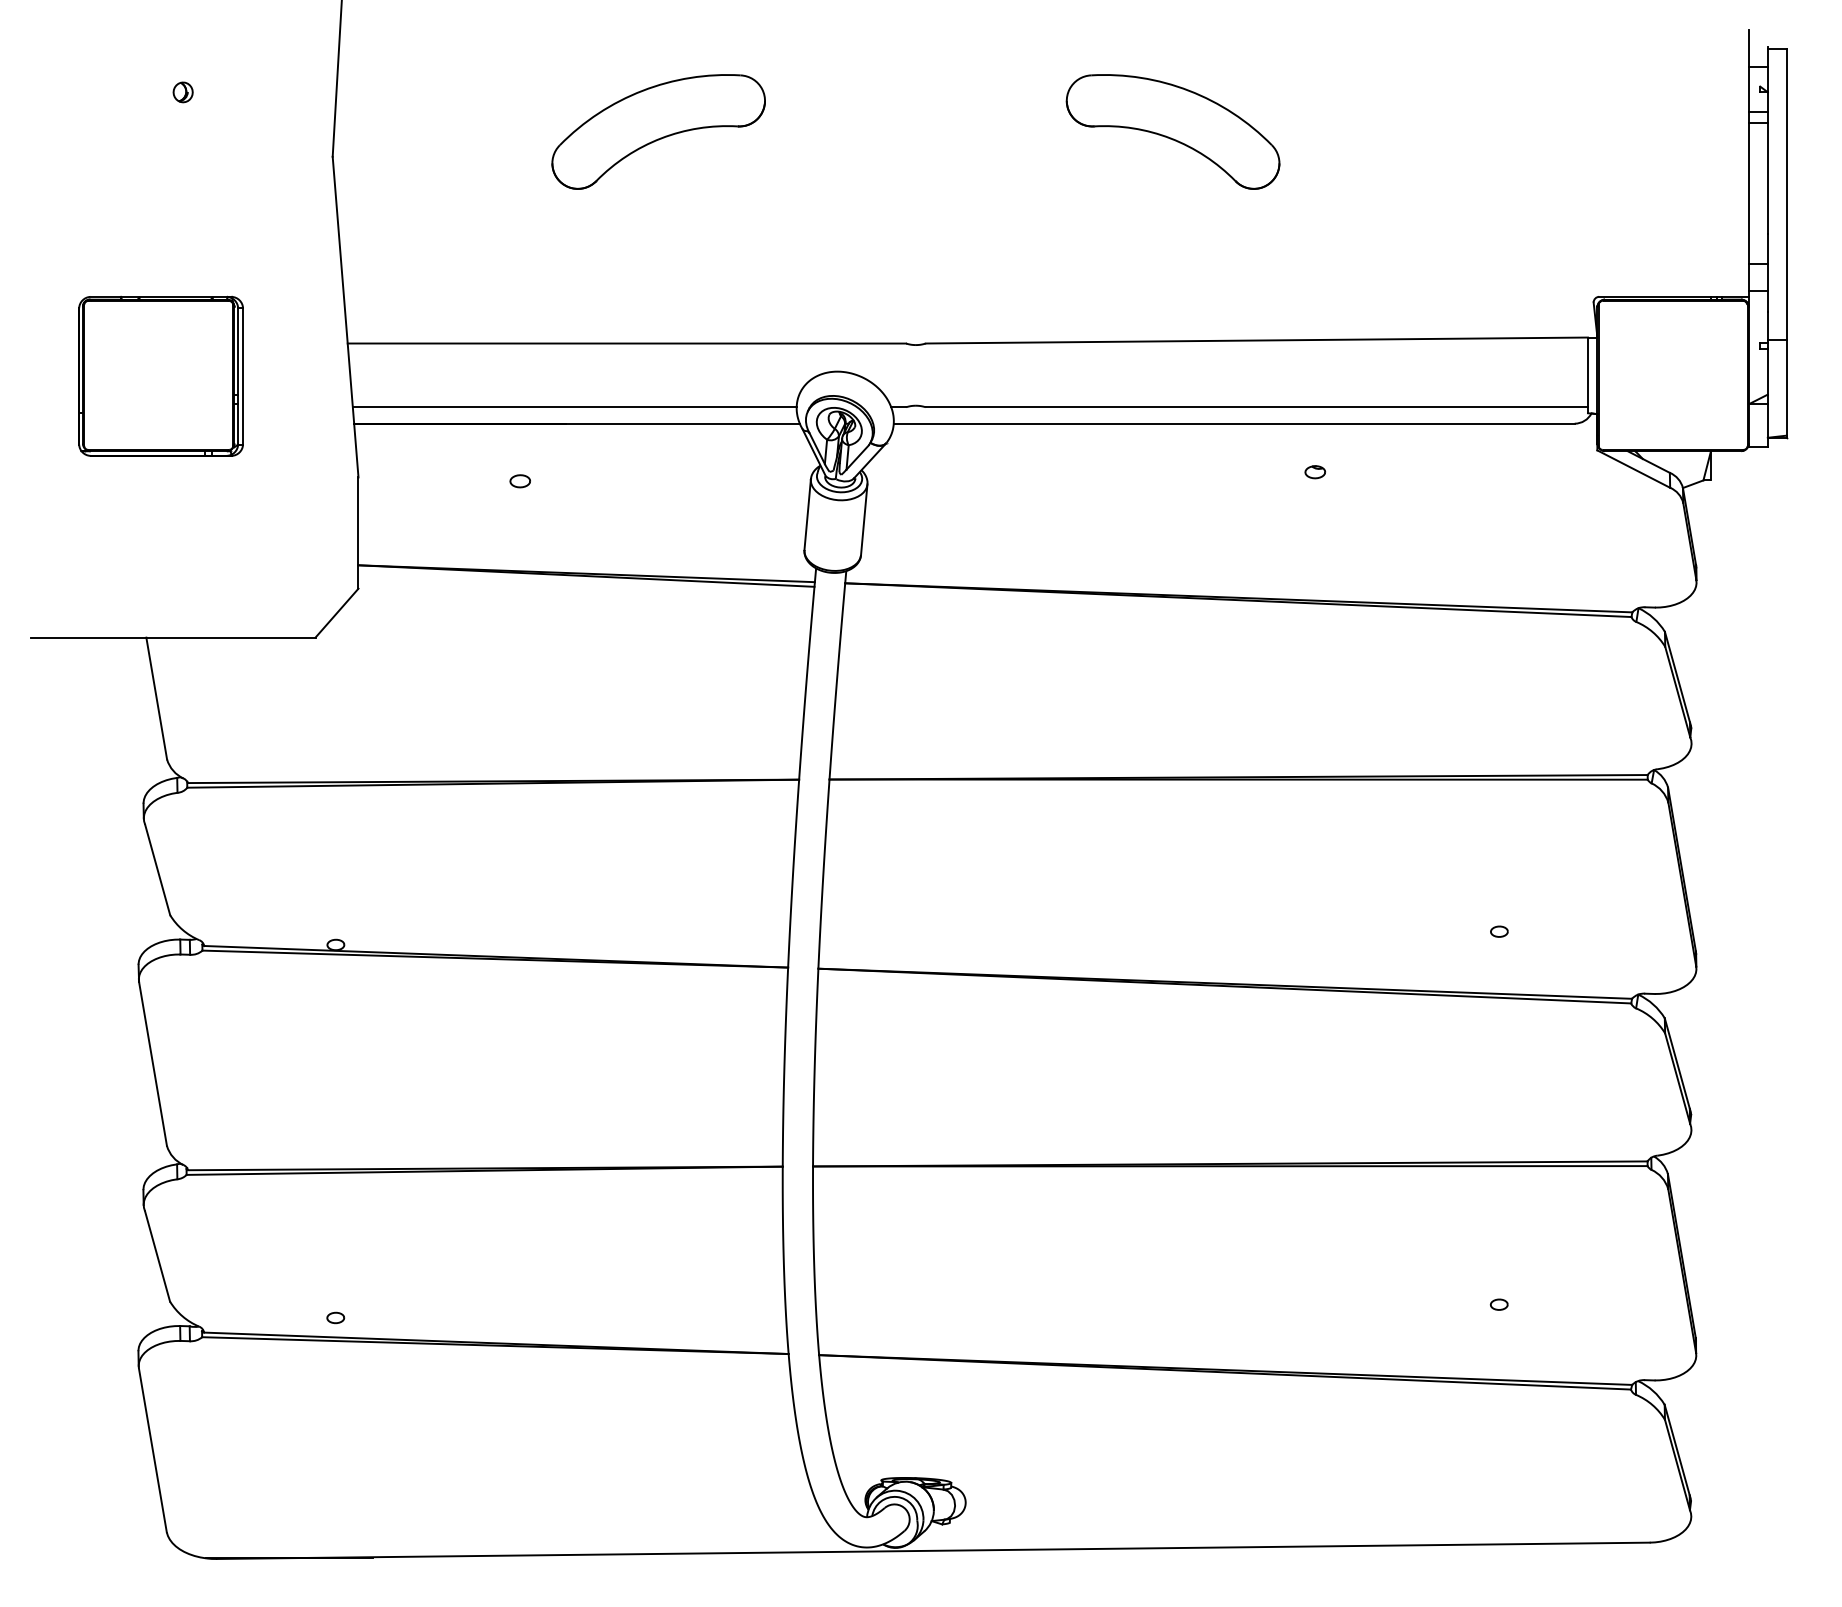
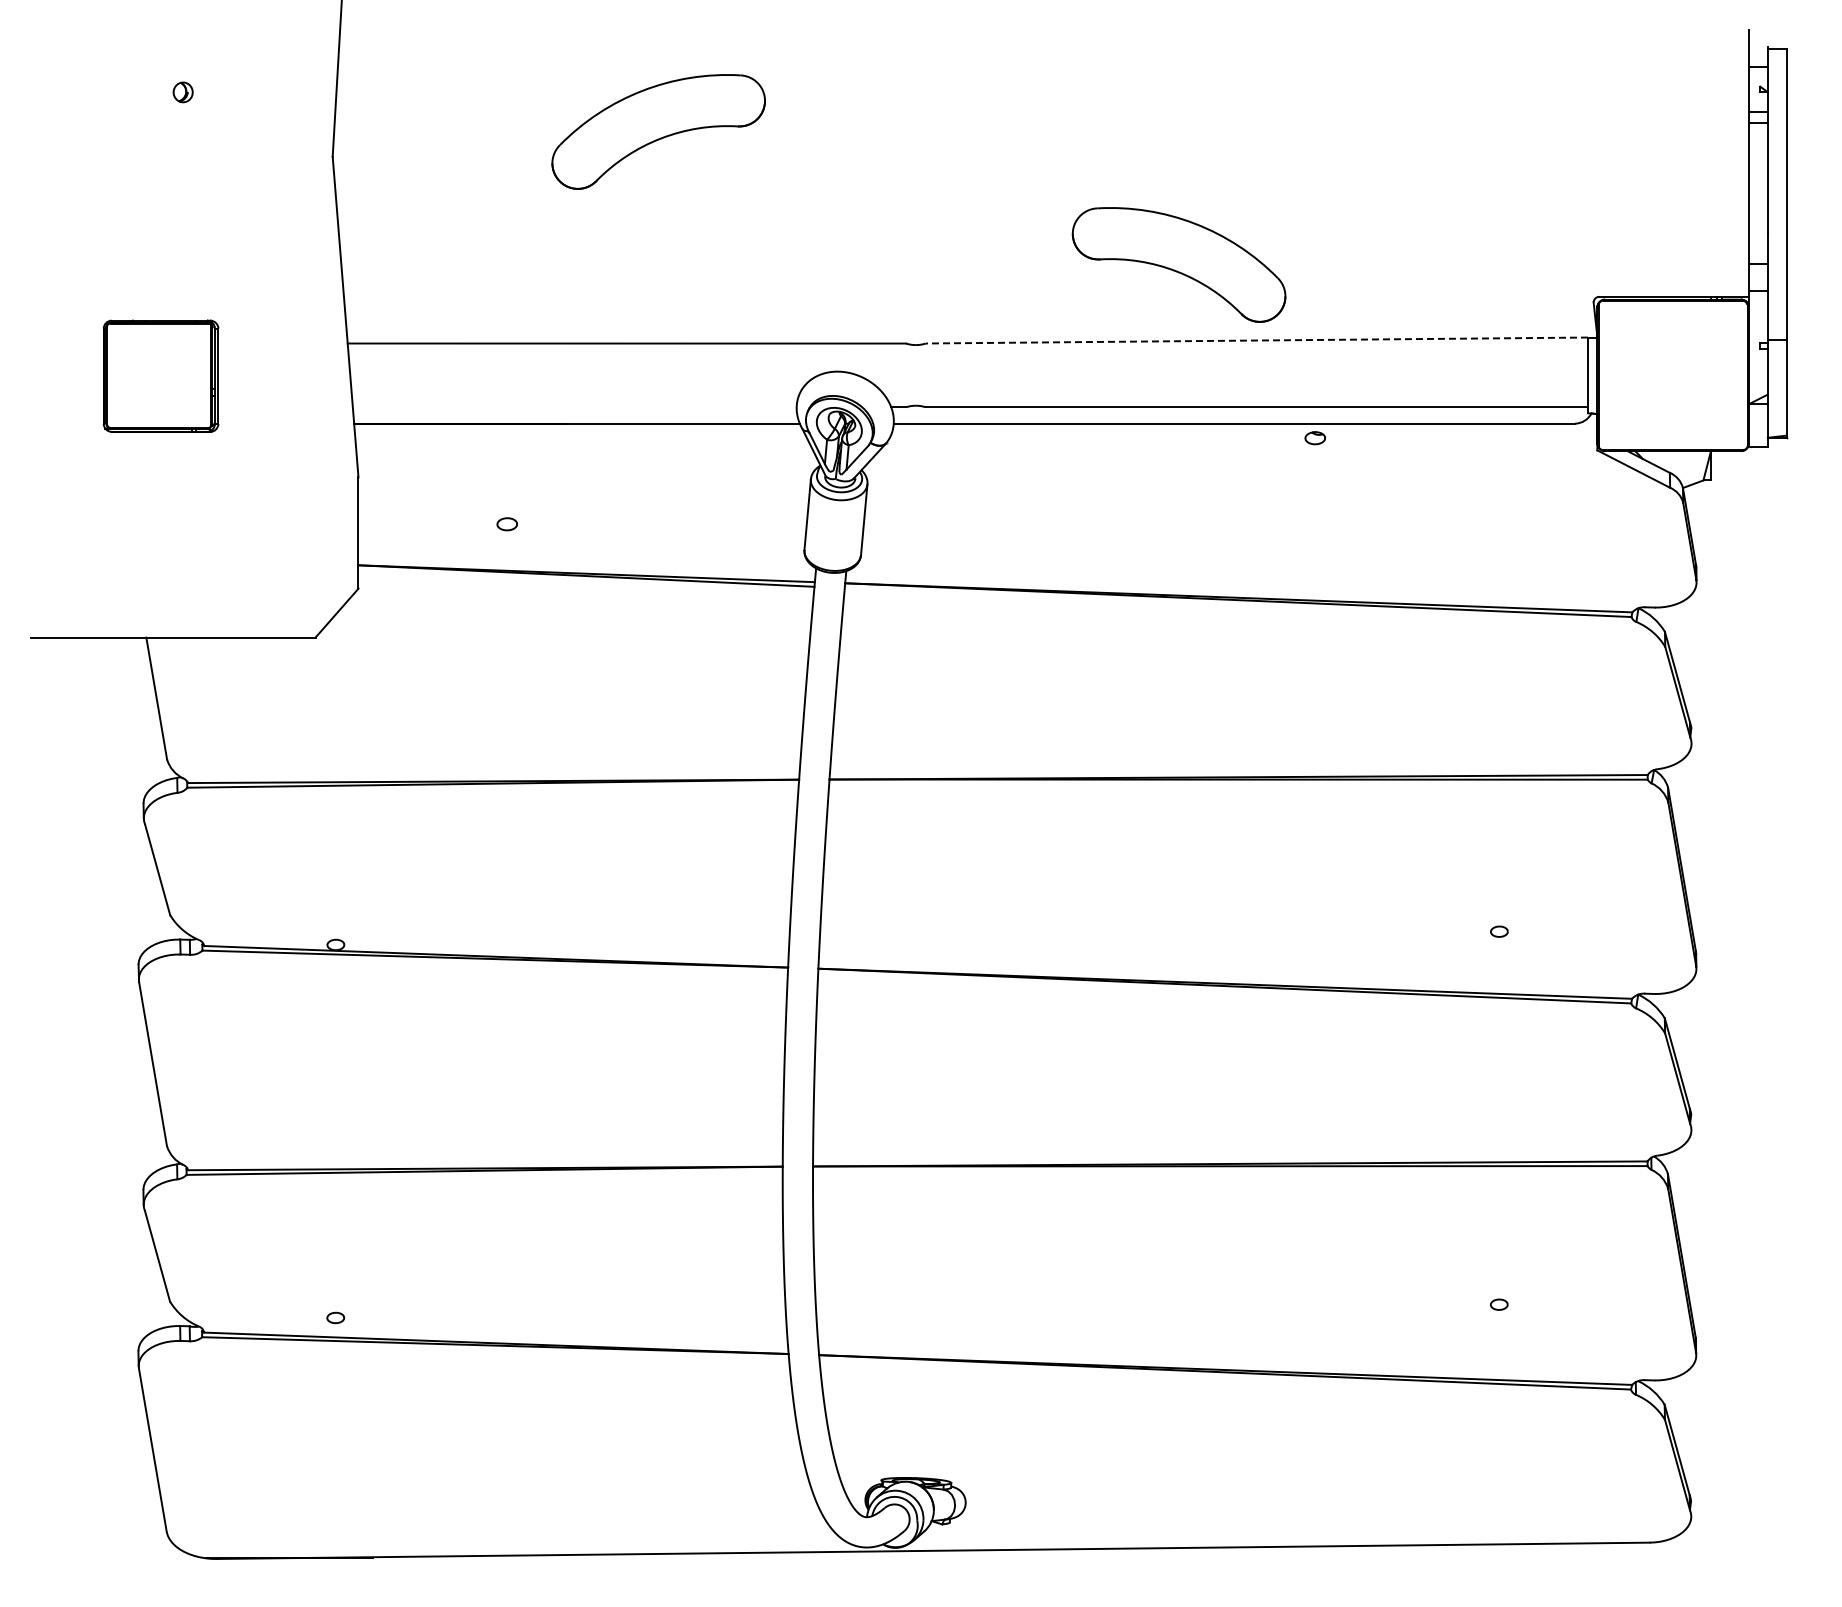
part position: (1172, 131) -> (1178, 264) (1178, 264)
line: solid -> dashed (1256, 340)
part size: 166x162 px -> 118x114 px (160, 375)
line: present -> none (574, 407)
part position: (1314, 472) -> (1314, 438) (1314, 438)
part position: (519, 481) -> (506, 524) (506, 524)
